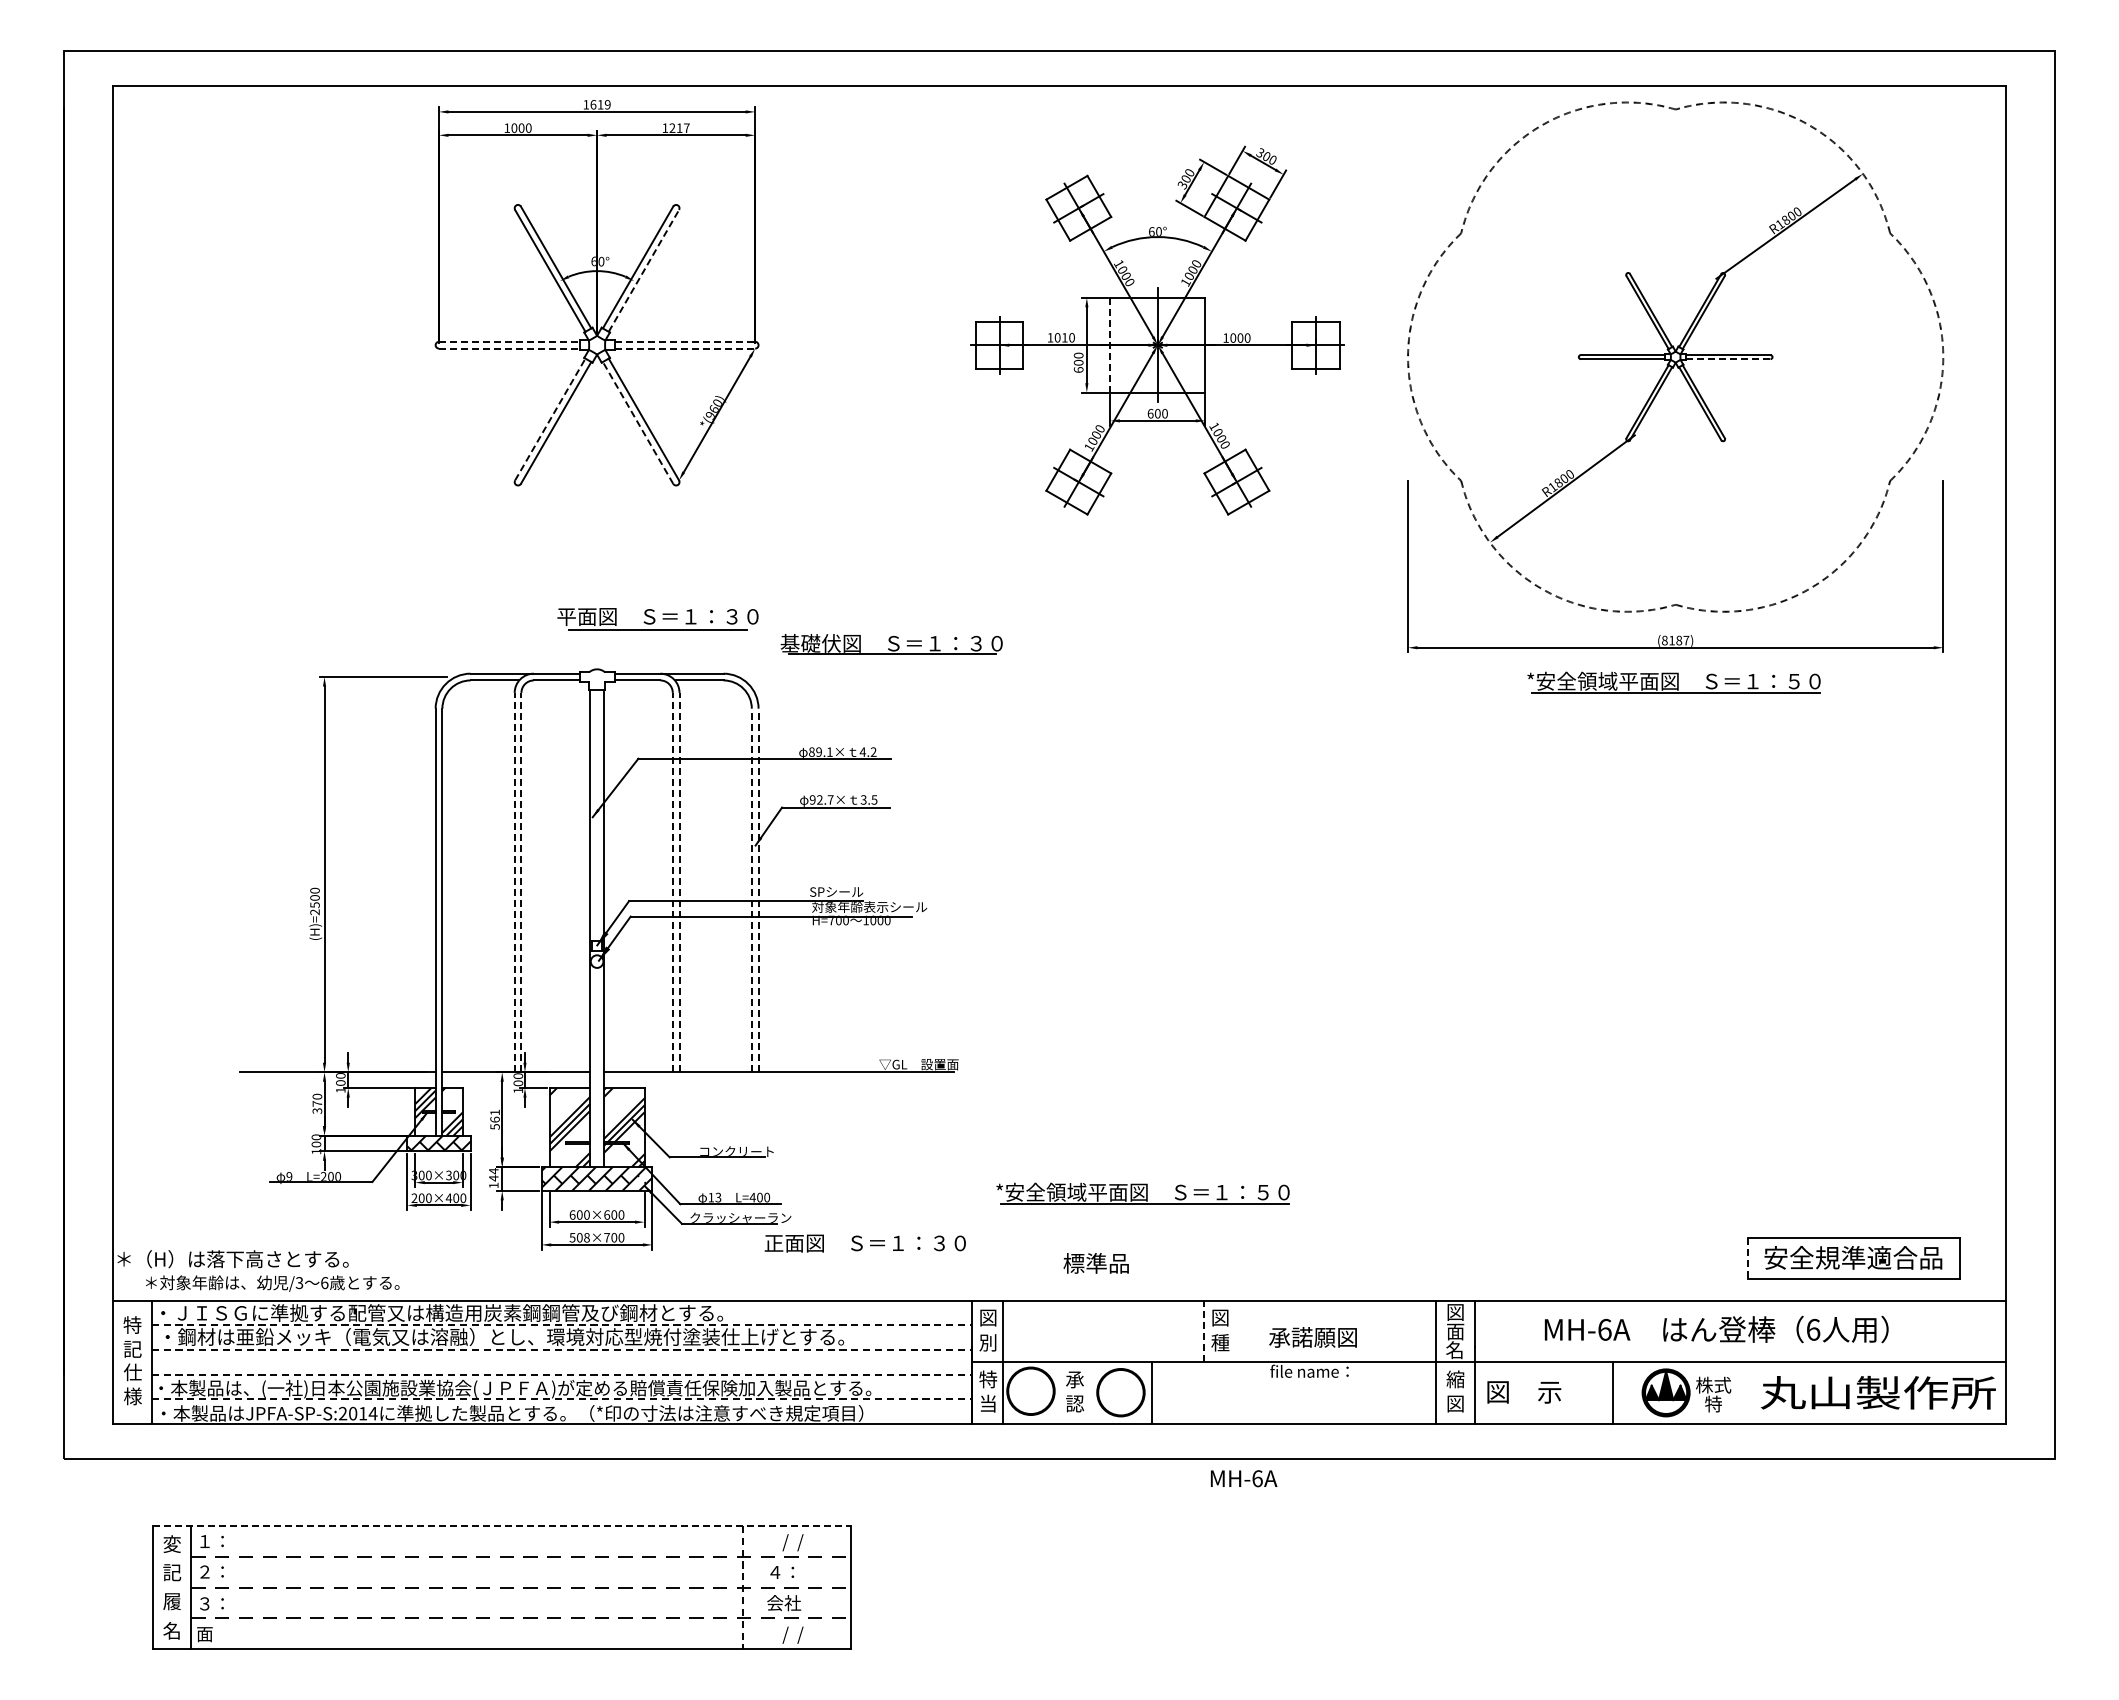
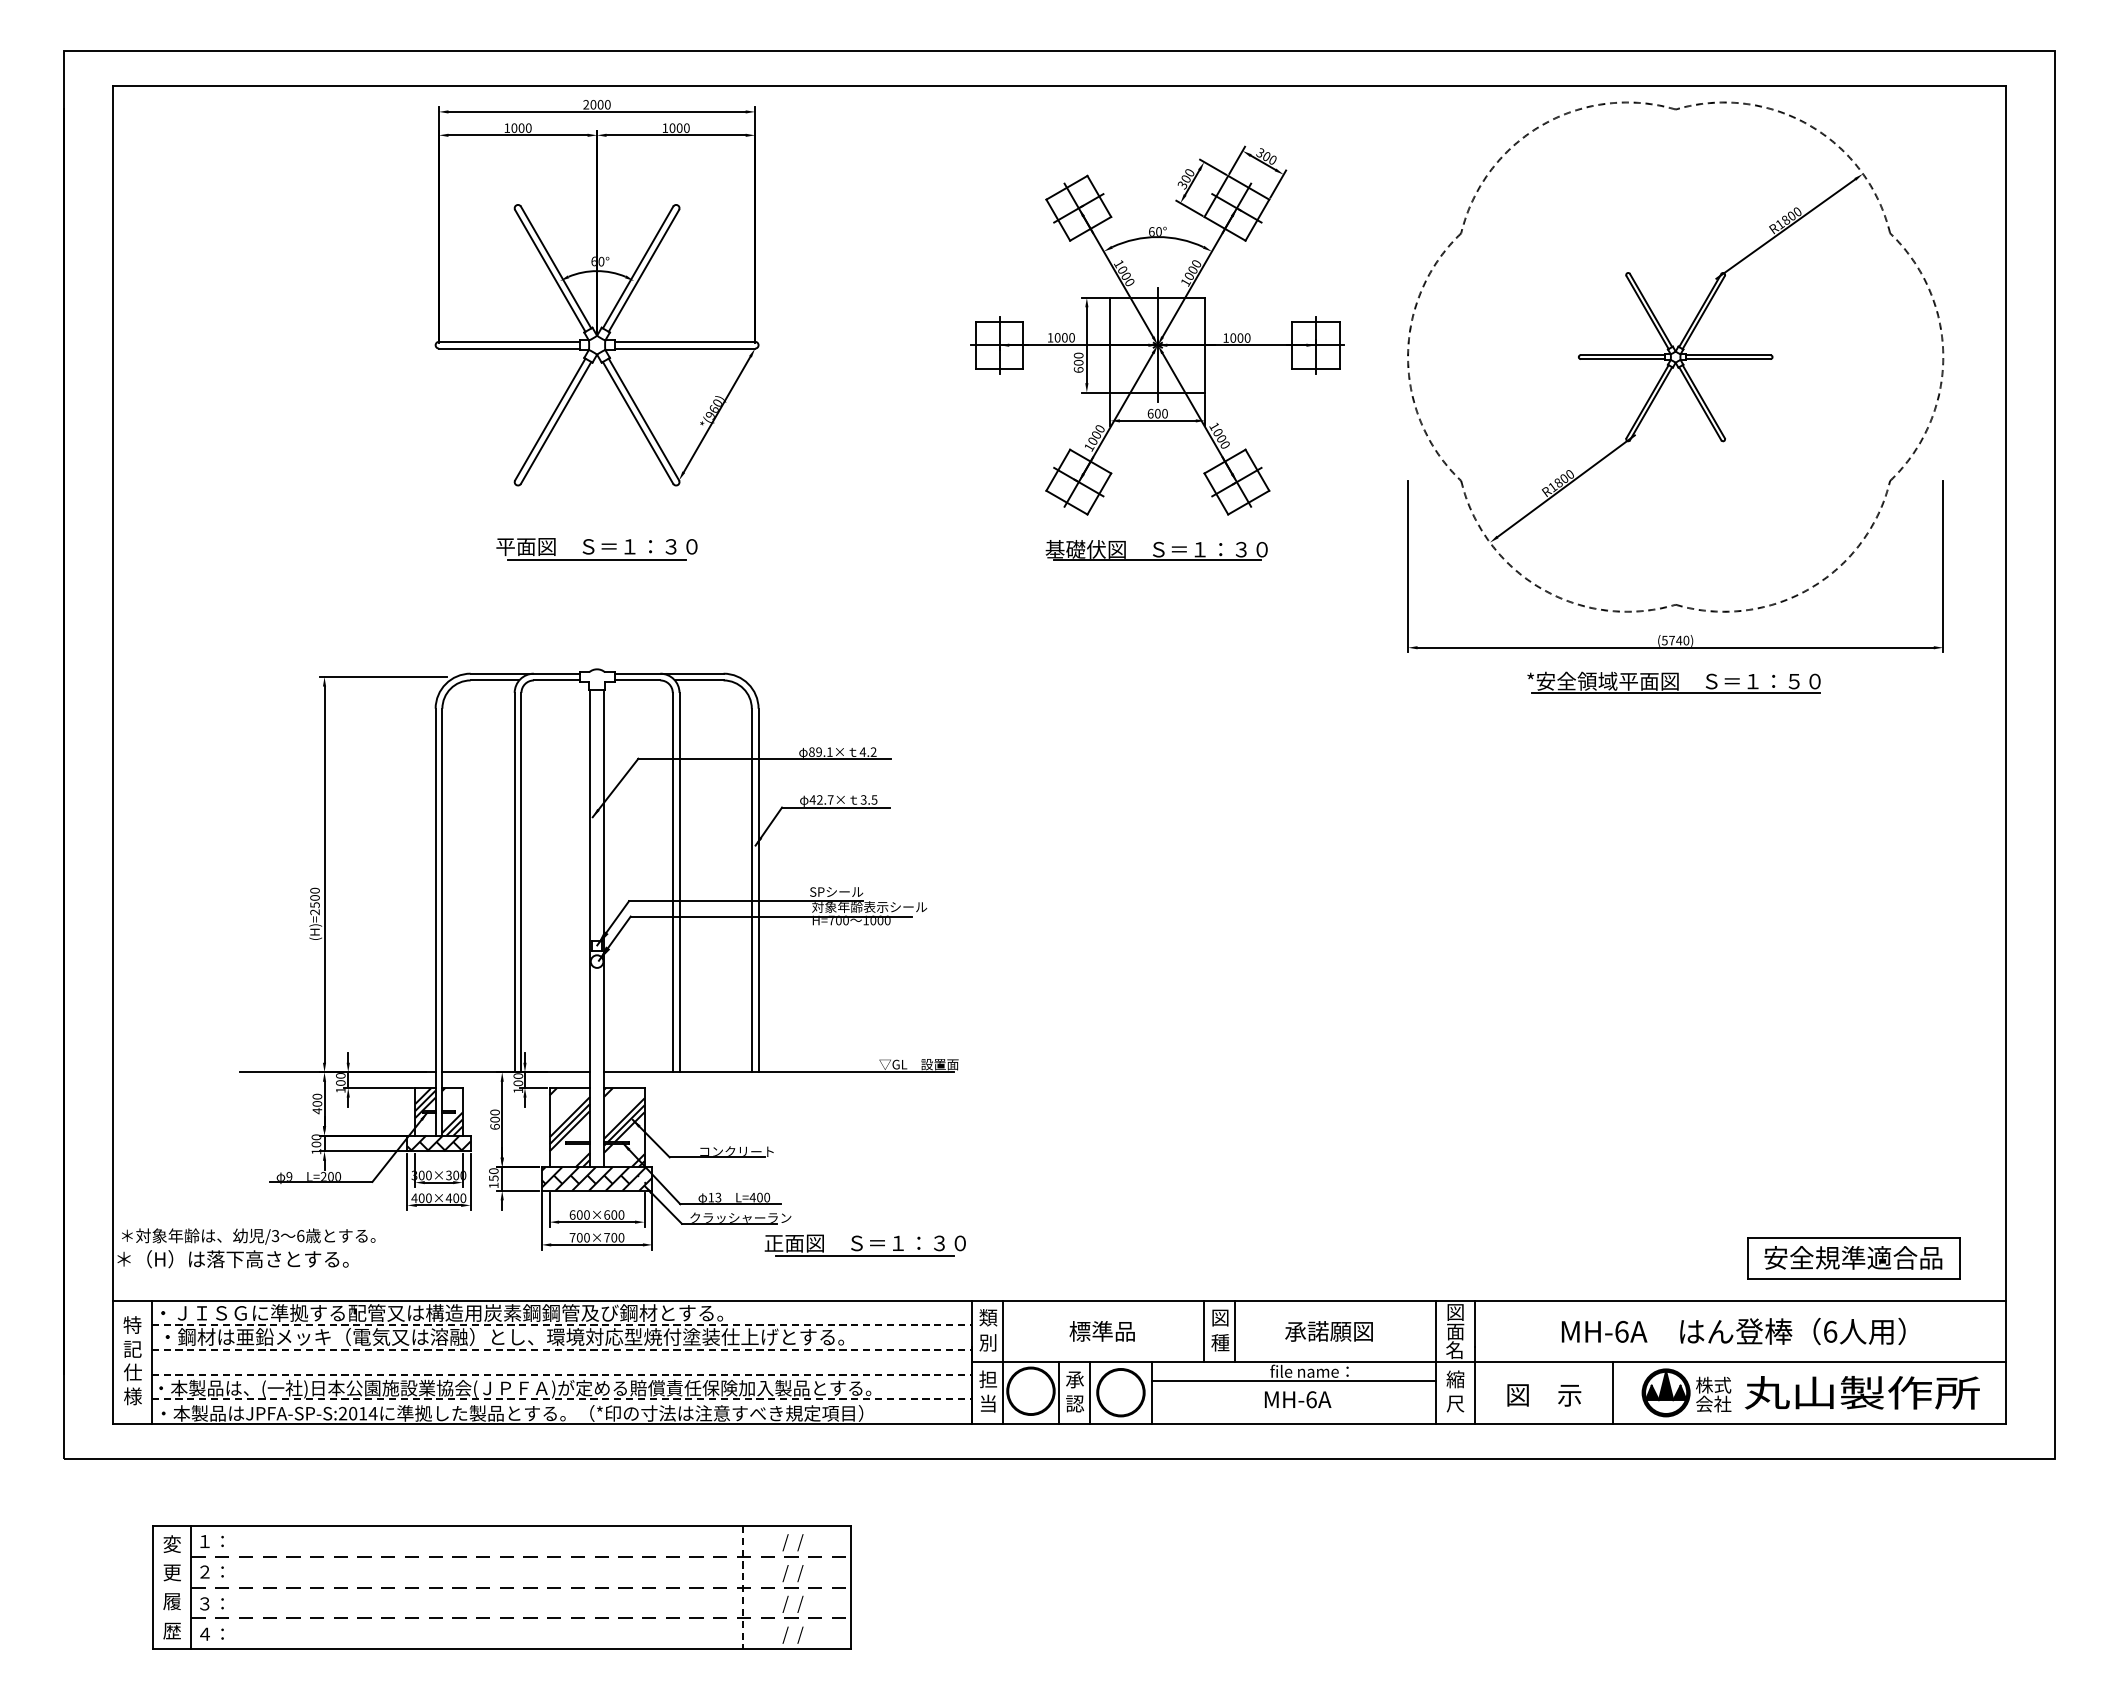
text: 1619 -> 2000 (596, 104)
text: 1217 -> 1000 (679, 127)
line: dashed -> solid (644, 270)
text: 1010 -> 1000 (1064, 337)
line: dashed -> solid (509, 341)
line: dashed -> solid (685, 341)
line: dashed -> solid (1110, 345)
line: dashed -> solid (509, 348)
line: dashed -> solid (685, 348)
line: dashed -> solid (1728, 359)
line: dashed -> solid (550, 419)
line: dashed -> solid (637, 422)
part position: (657, 619) -> (596, 549) (596, 549)
text: (8187) -> (5740) (1675, 640)
part position: (891, 644) -> (1156, 550) (1156, 550)
text: 92.7× -> 42.7× (812, 799)
line: dashed -> solid (514, 882)
line: dashed -> solid (521, 882)
line: dashed -> solid (672, 882)
line: dashed -> solid (679, 882)
line: dashed -> solid (751, 890)
line: dashed -> solid (758, 890)
text: 370 -> 400 (317, 1107)
text: 561 -> 600 (494, 1119)
text: 144 -> 150 (493, 1174)
part: present -> none (1142, 1193)
text: 200×400 -> 400×400 (414, 1197)
text: 508×700 -> 700×700 (579, 1237)
line: none -> present (865, 1255)
line: dashed -> solid (1747, 1258)
text position: (1095, 1263) -> (1101, 1331) (1101, 1331)
text position: (272, 1283) -> (248, 1236) (248, 1236)
text: 図 -> 類 (988, 1317)
text position: (1716, 1329) -> (1733, 1331) (1733, 1331)
line: dashed -> solid (1204, 1331)
line: none -> present (1235, 1331)
text position: (1312, 1337) -> (1328, 1331) (1328, 1331)
text: 特 -> 担 (988, 1379)
line: none -> present (1293, 1381)
text position: (1524, 1392) -> (1544, 1395) (1544, 1395)
text position: (1878, 1392) -> (1862, 1392) (1862, 1392)
line: none -> present (1059, 1393)
line: none -> present (1090, 1393)
text: 図 -> 尺 (1455, 1403)
text: 特 -> 会社 (1713, 1403)
text position: (1244, 1478) -> (1298, 1399) (1298, 1399)
line: dashed -> solid (502, 1525)
text: 記 -> 更 (172, 1572)
text: ４： -> /  / (786, 1573)
text: 会社 -> /  / (785, 1603)
text: 名 -> 歴 (171, 1630)
text: 面 -> ４： (210, 1634)
